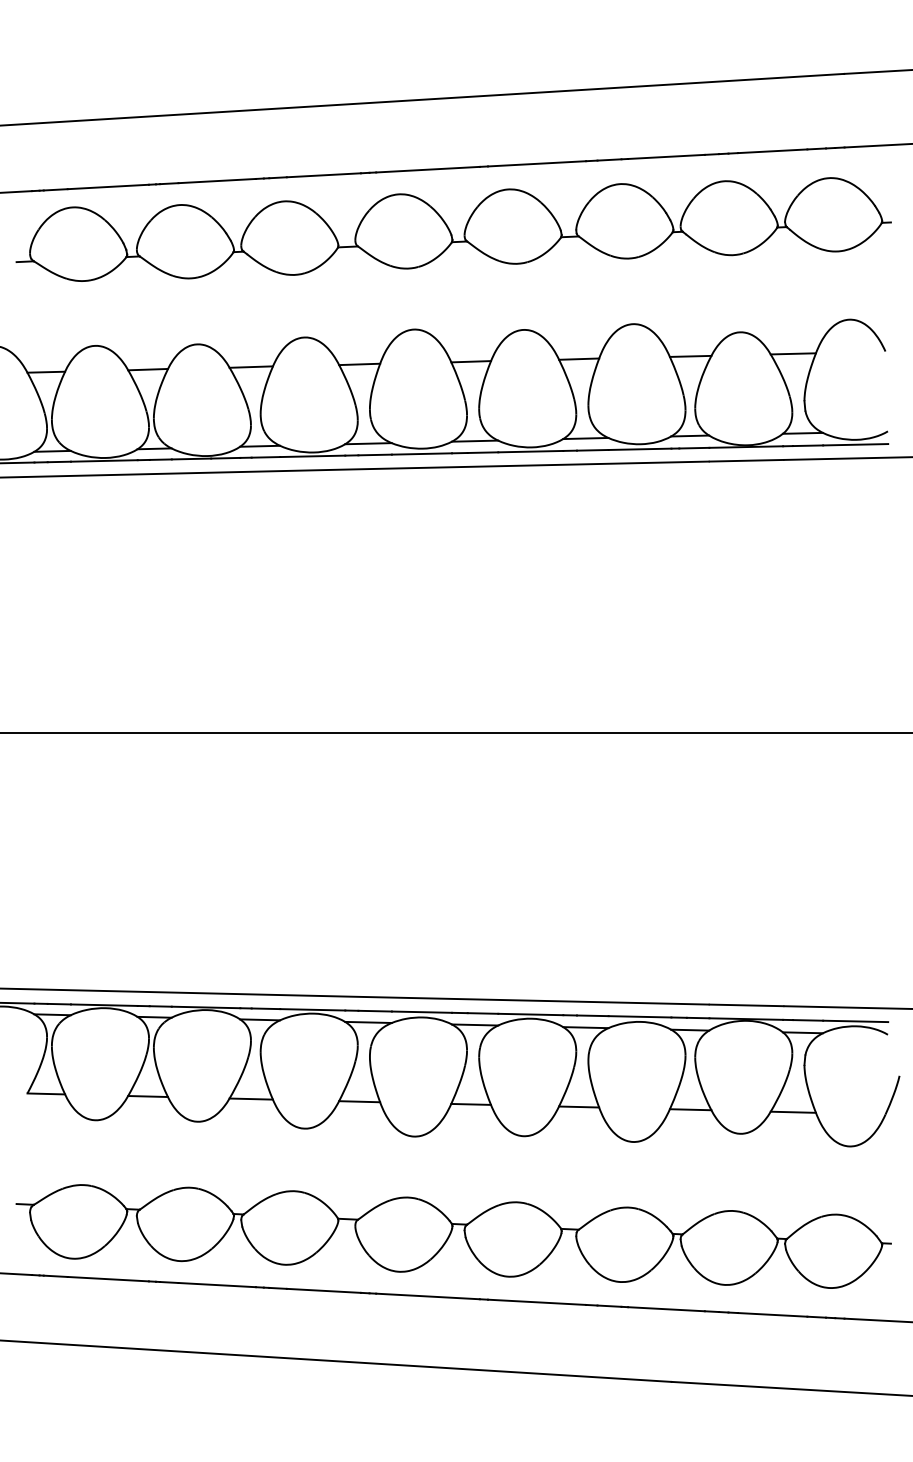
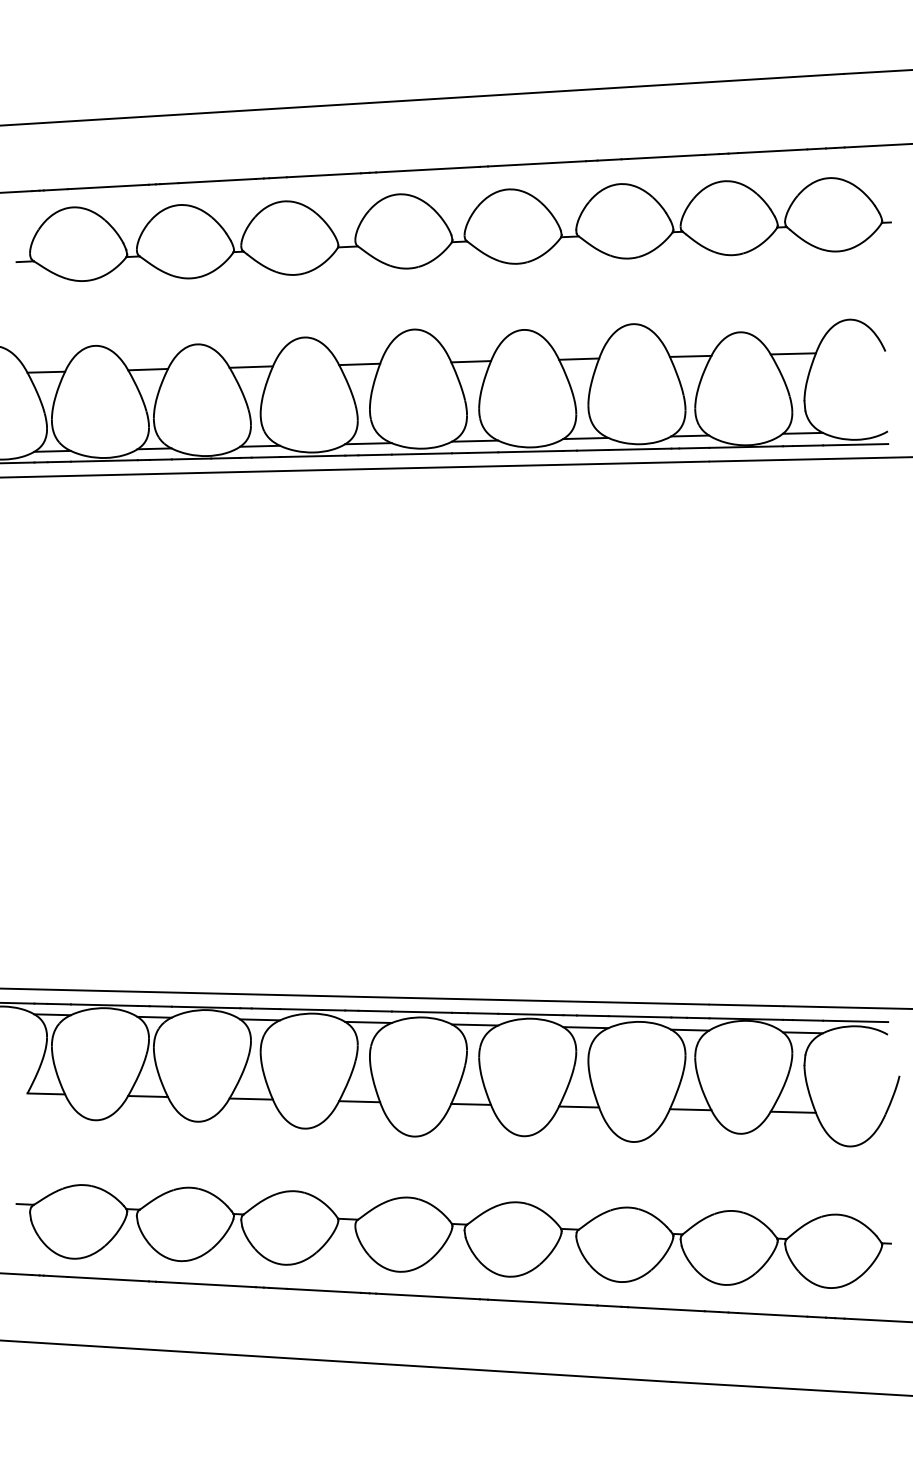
line: present -> none (455, 733)
